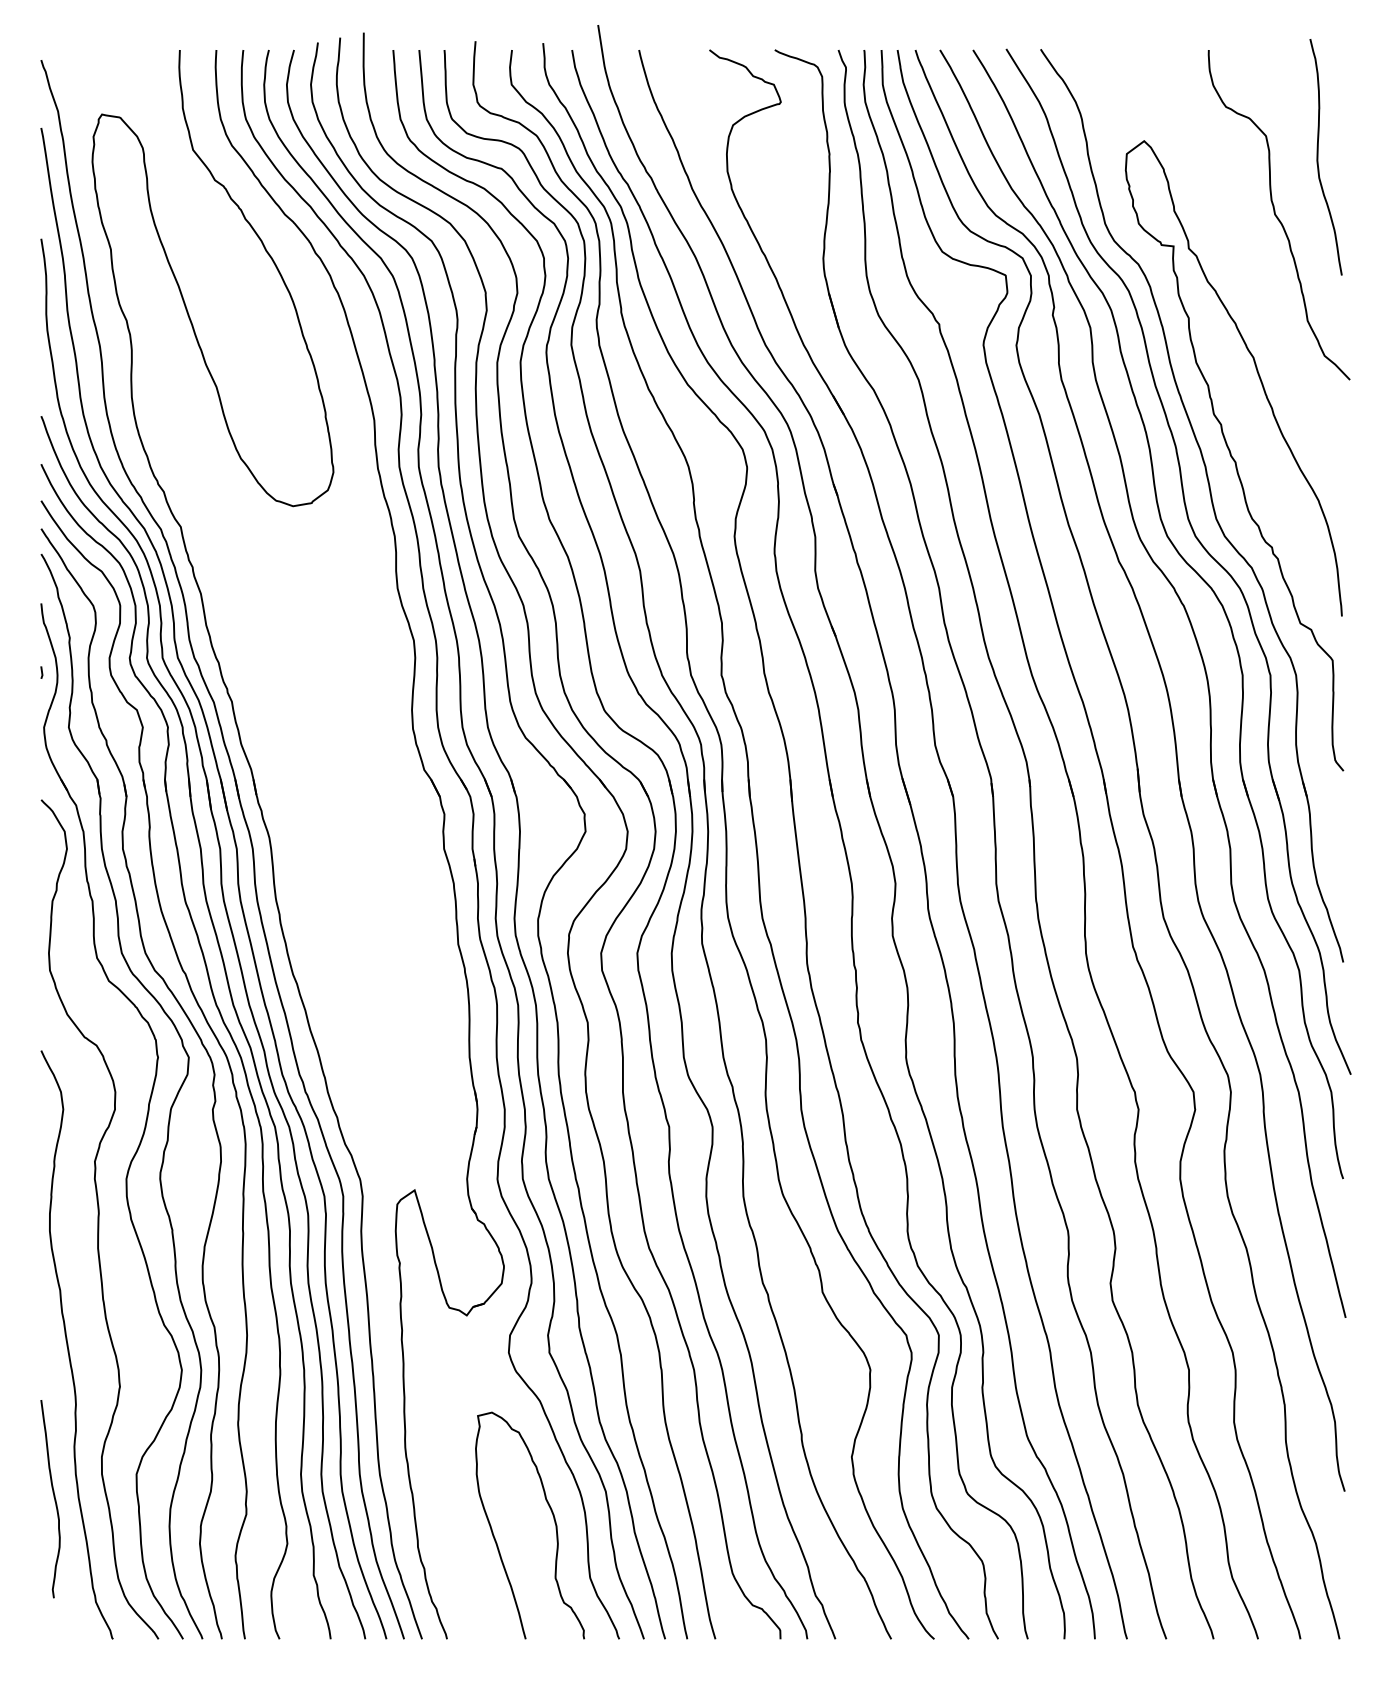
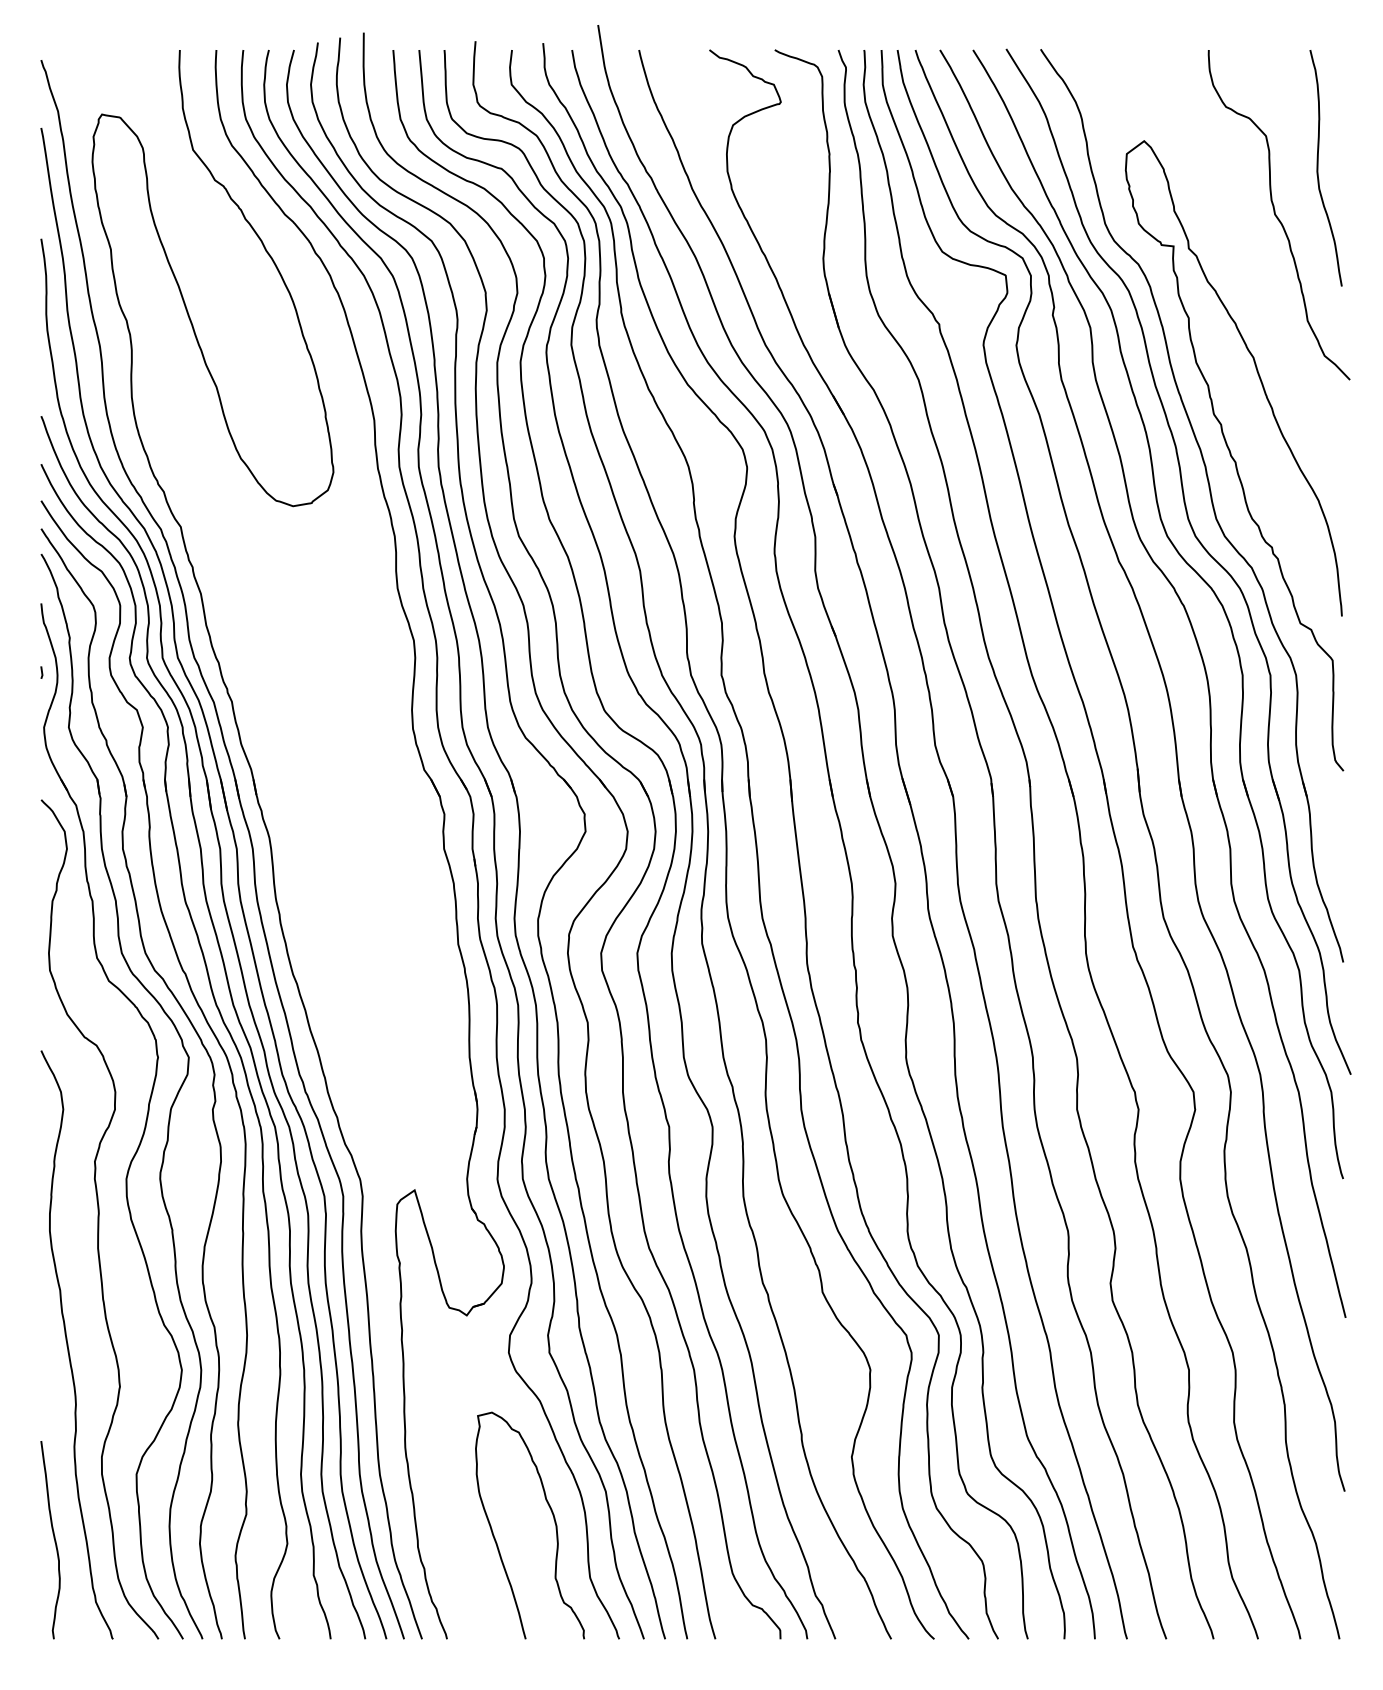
curve position: (1318, 157) -> (1318, 168) (1318, 168)
curve position: (53, 1497) -> (53, 1538) (53, 1538)
